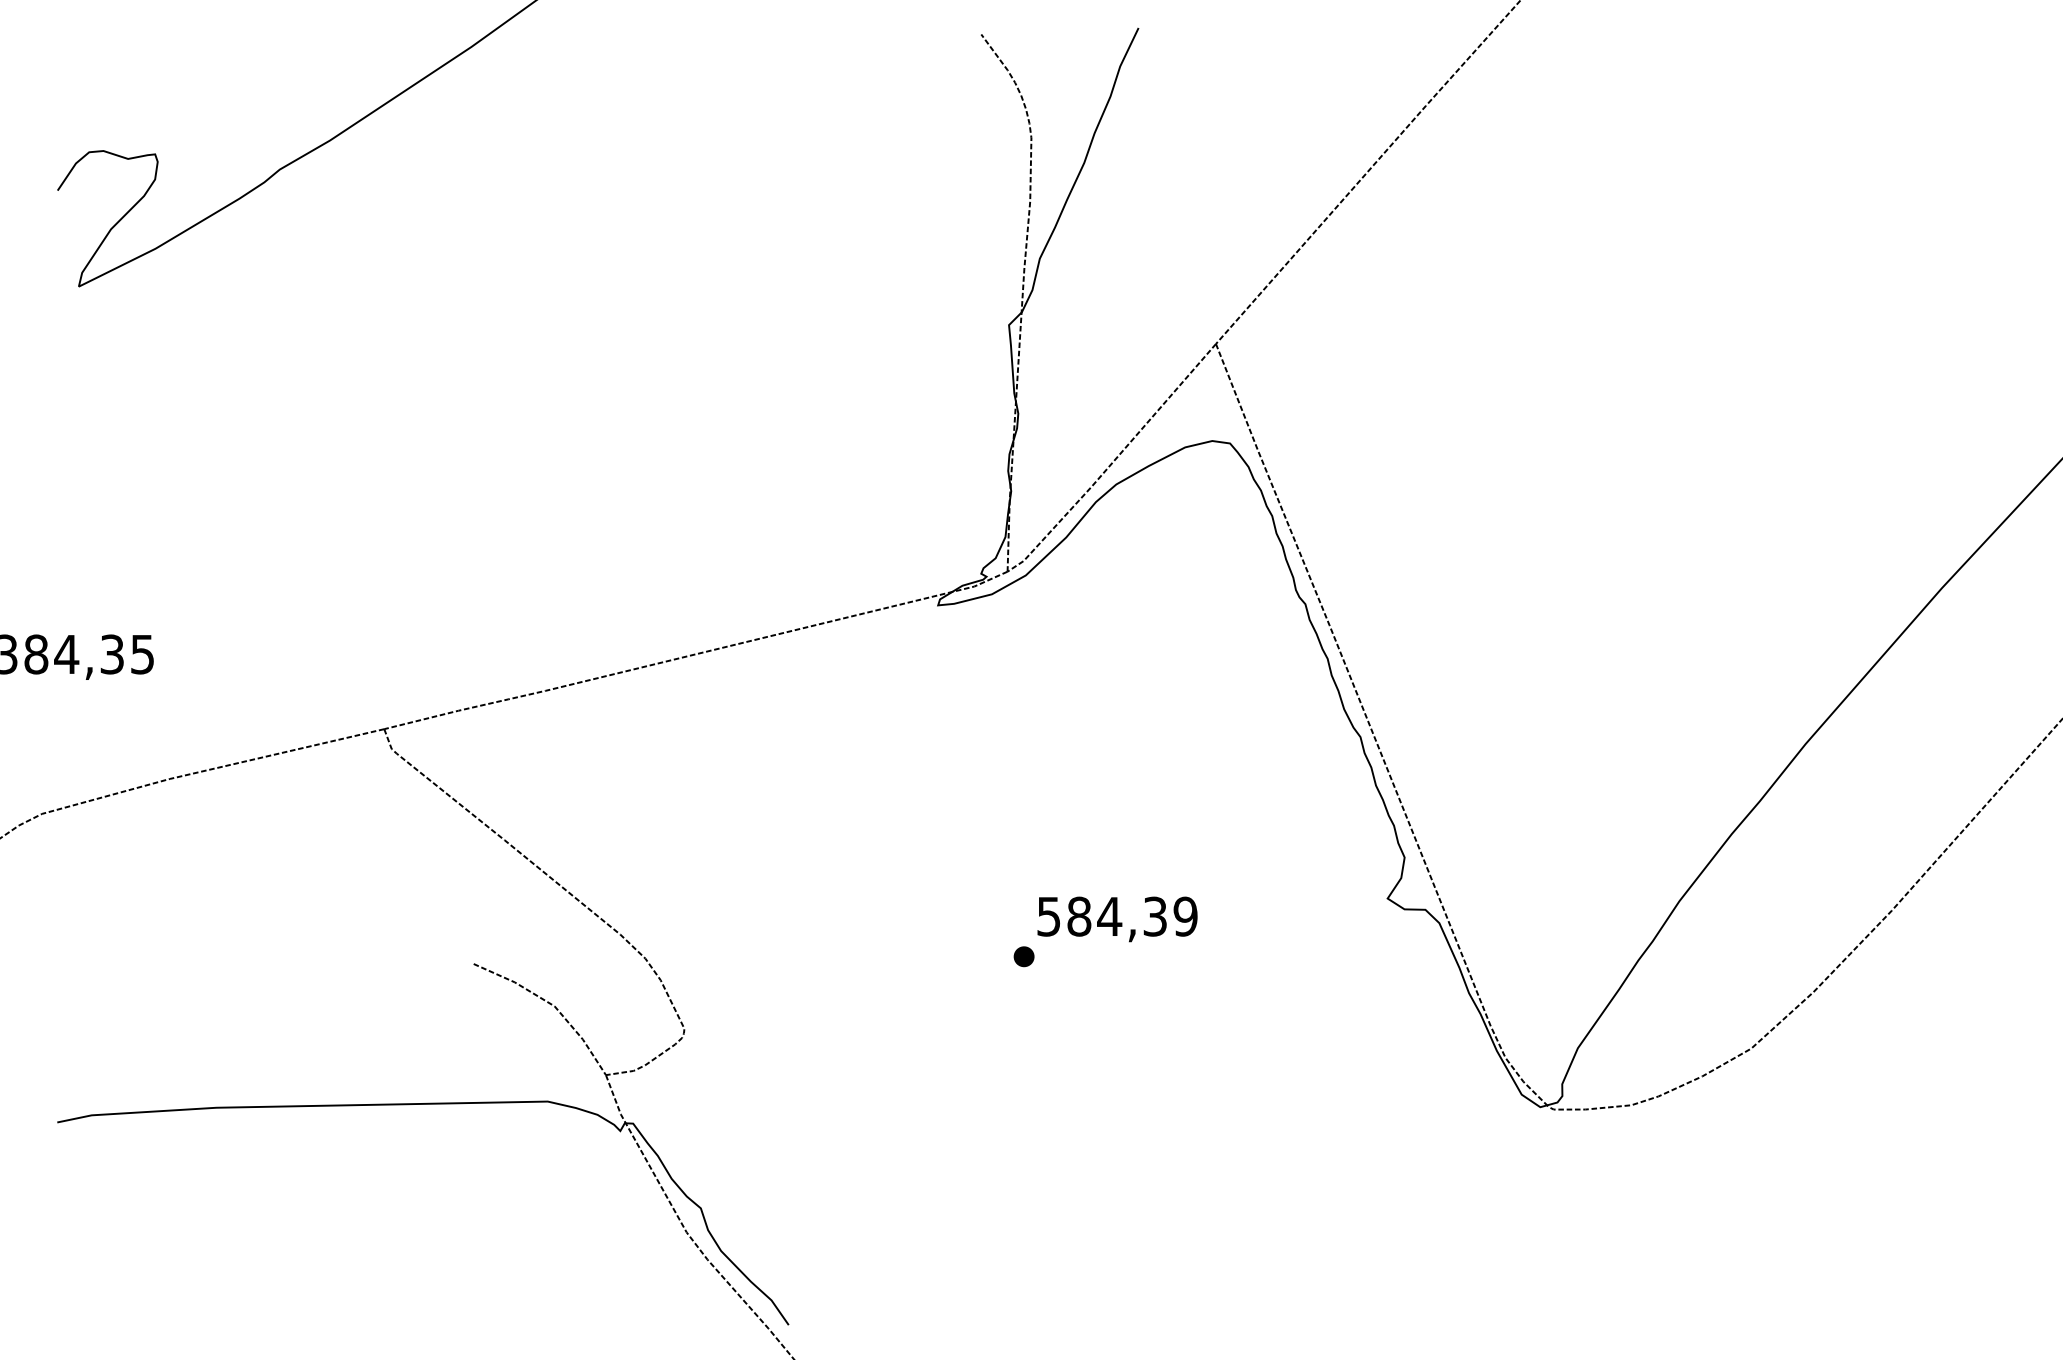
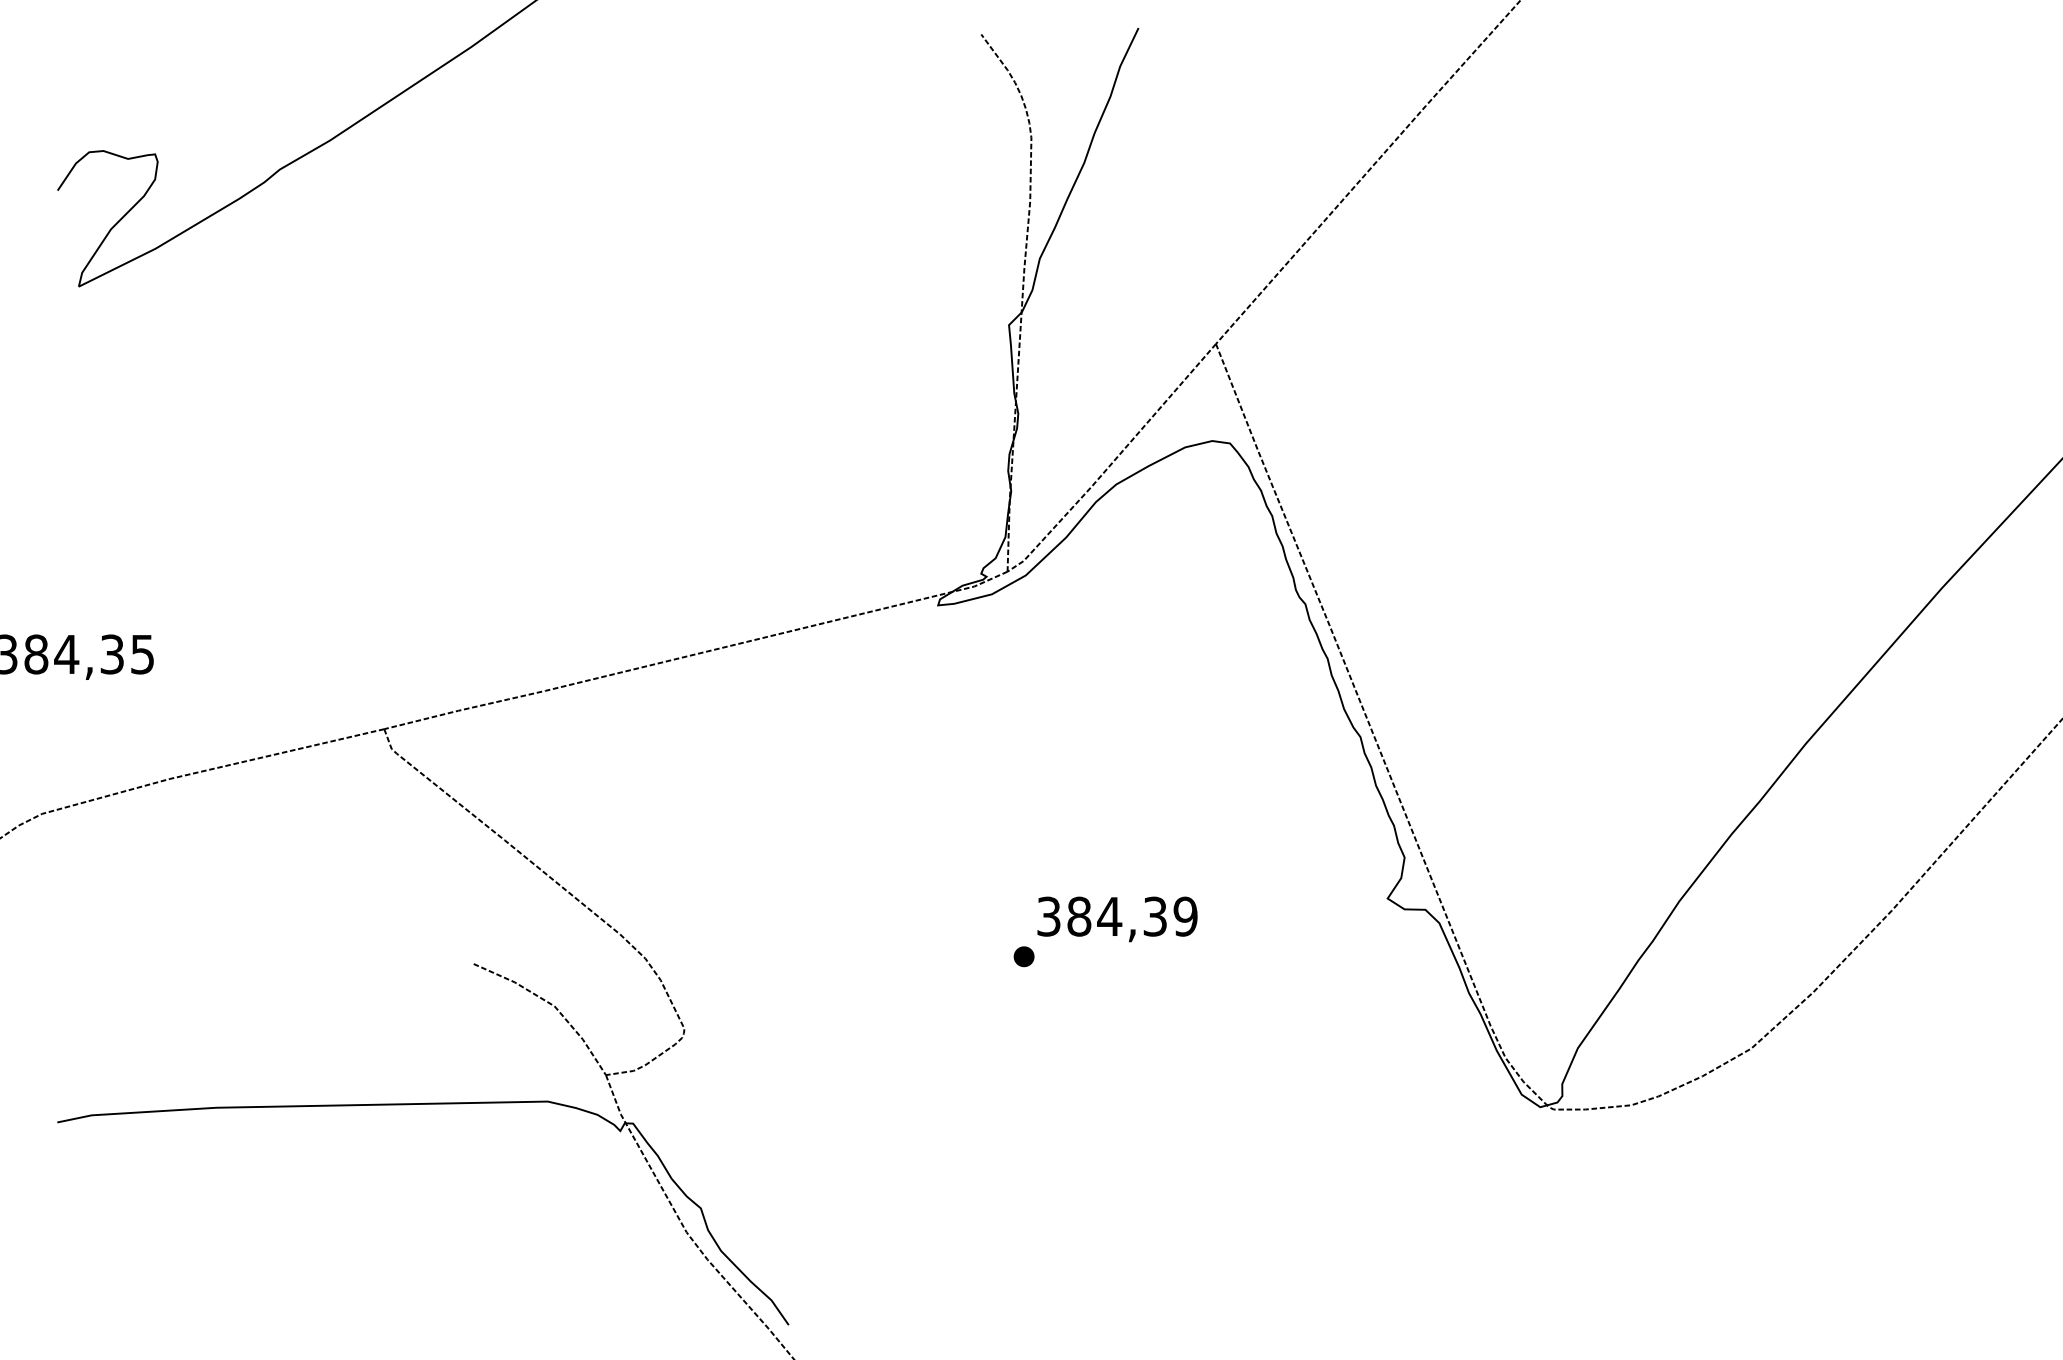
text: 584,39 -> 384,39 (1049, 916)
